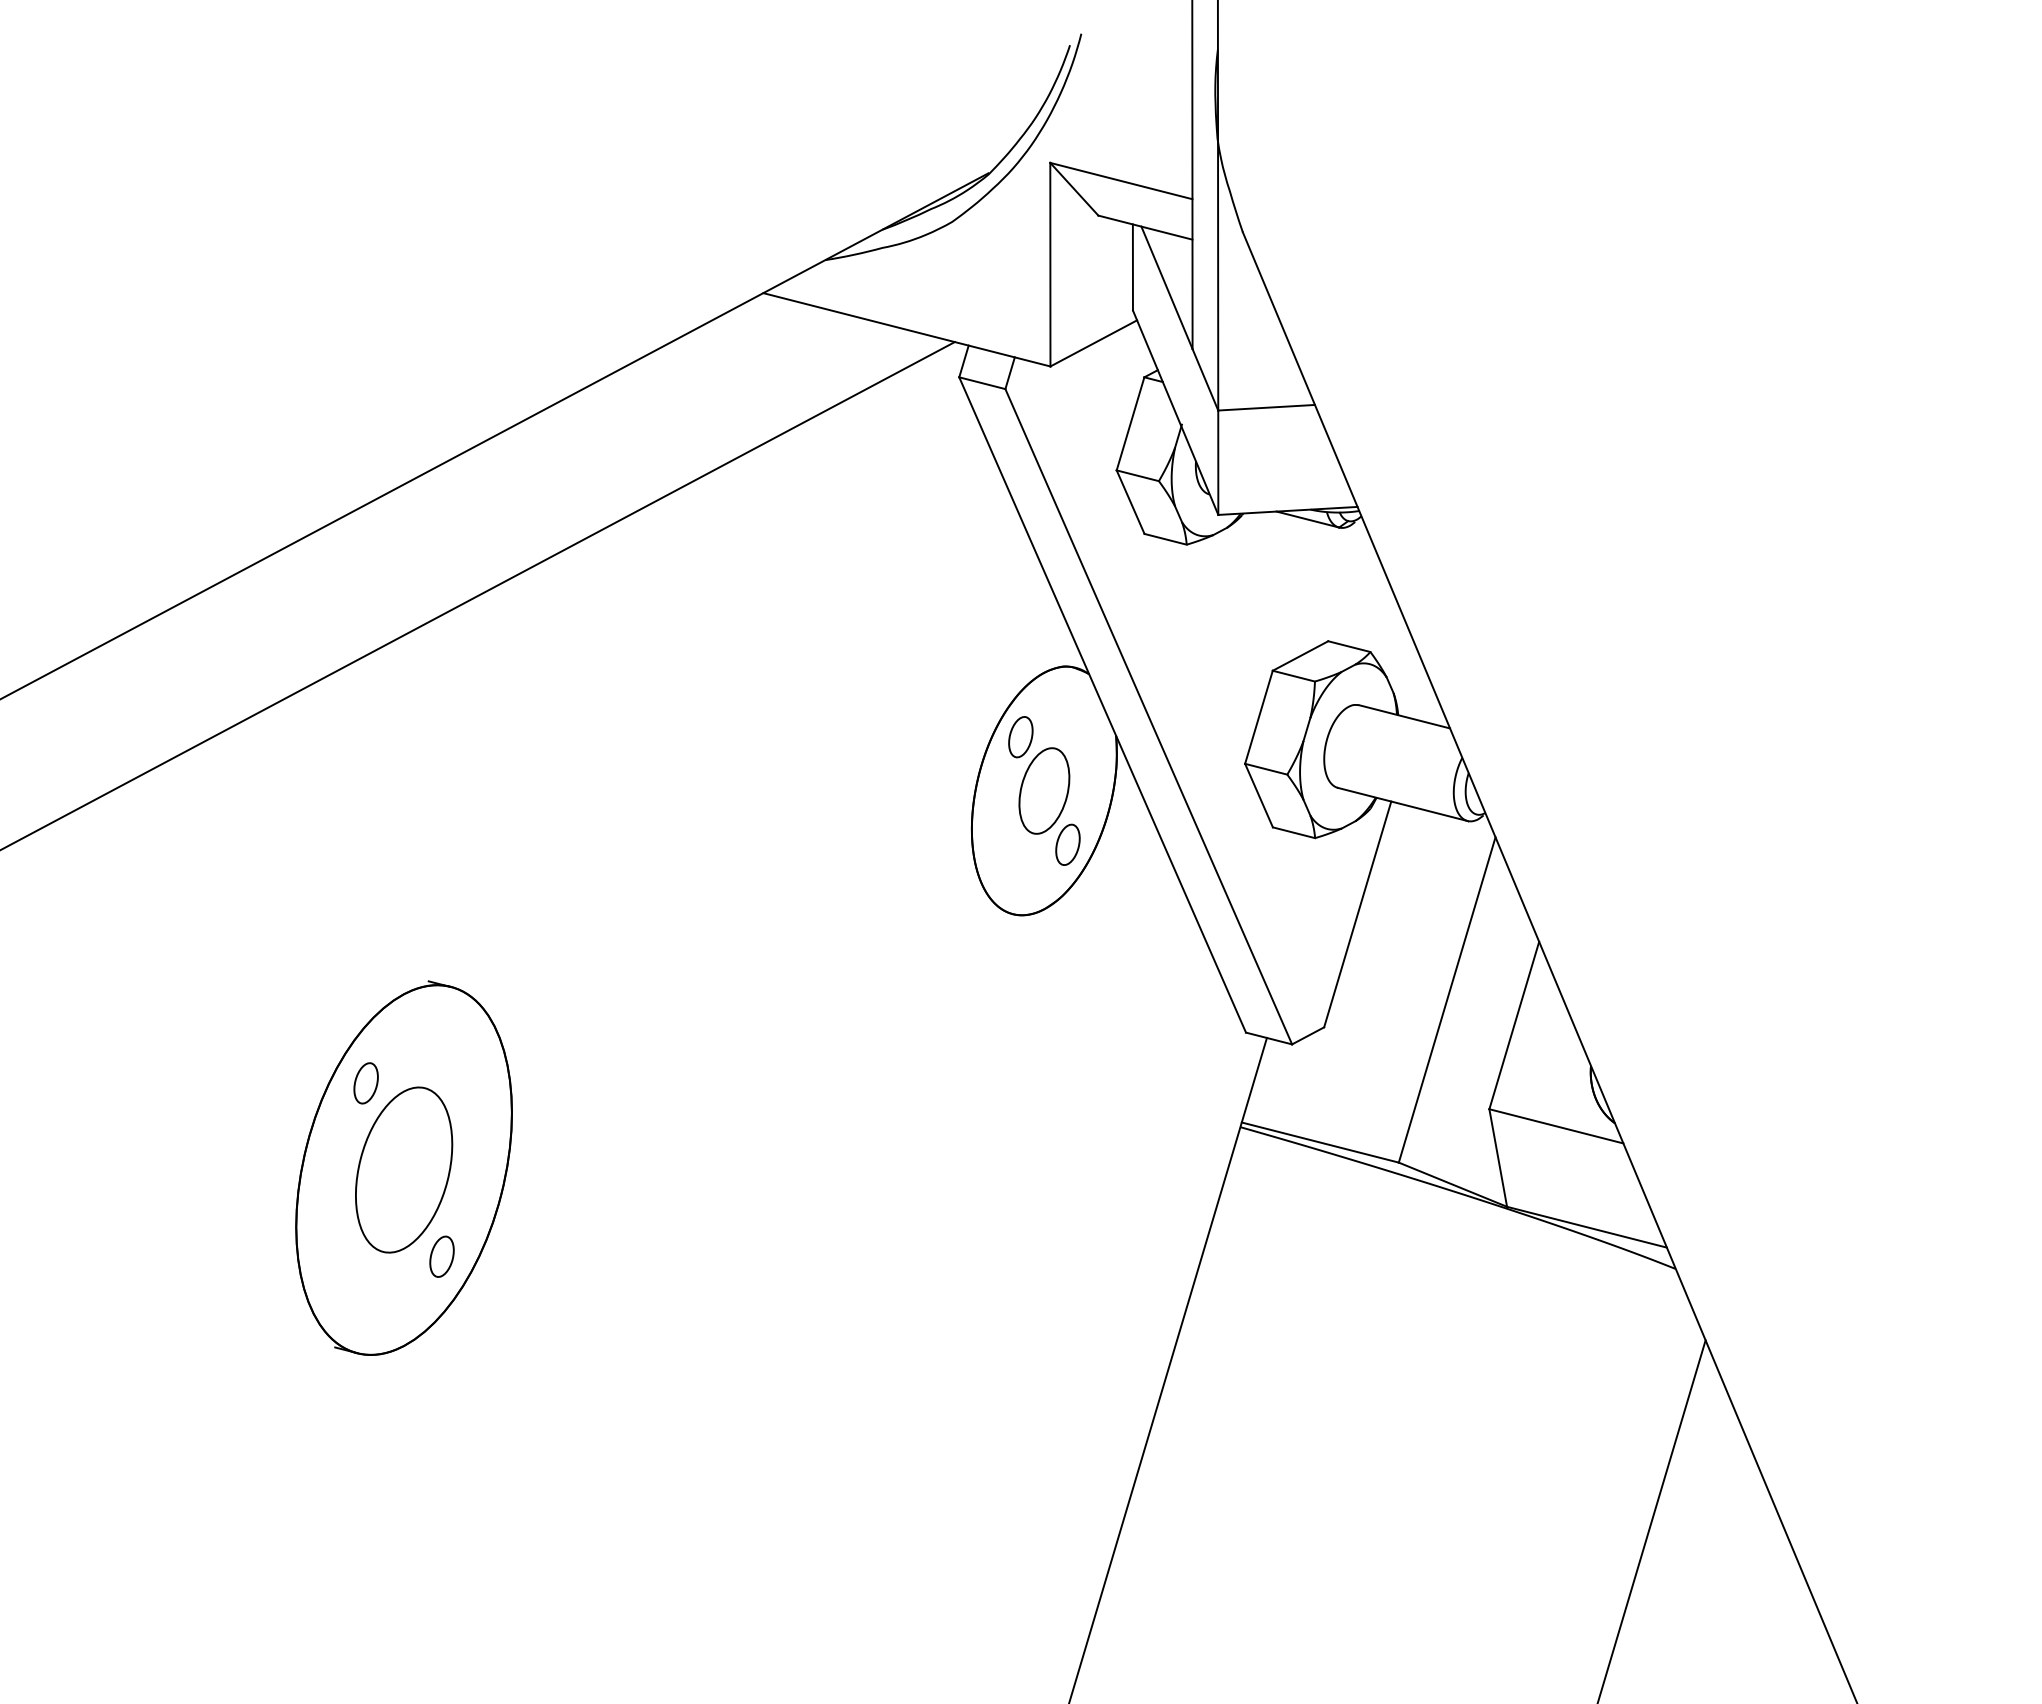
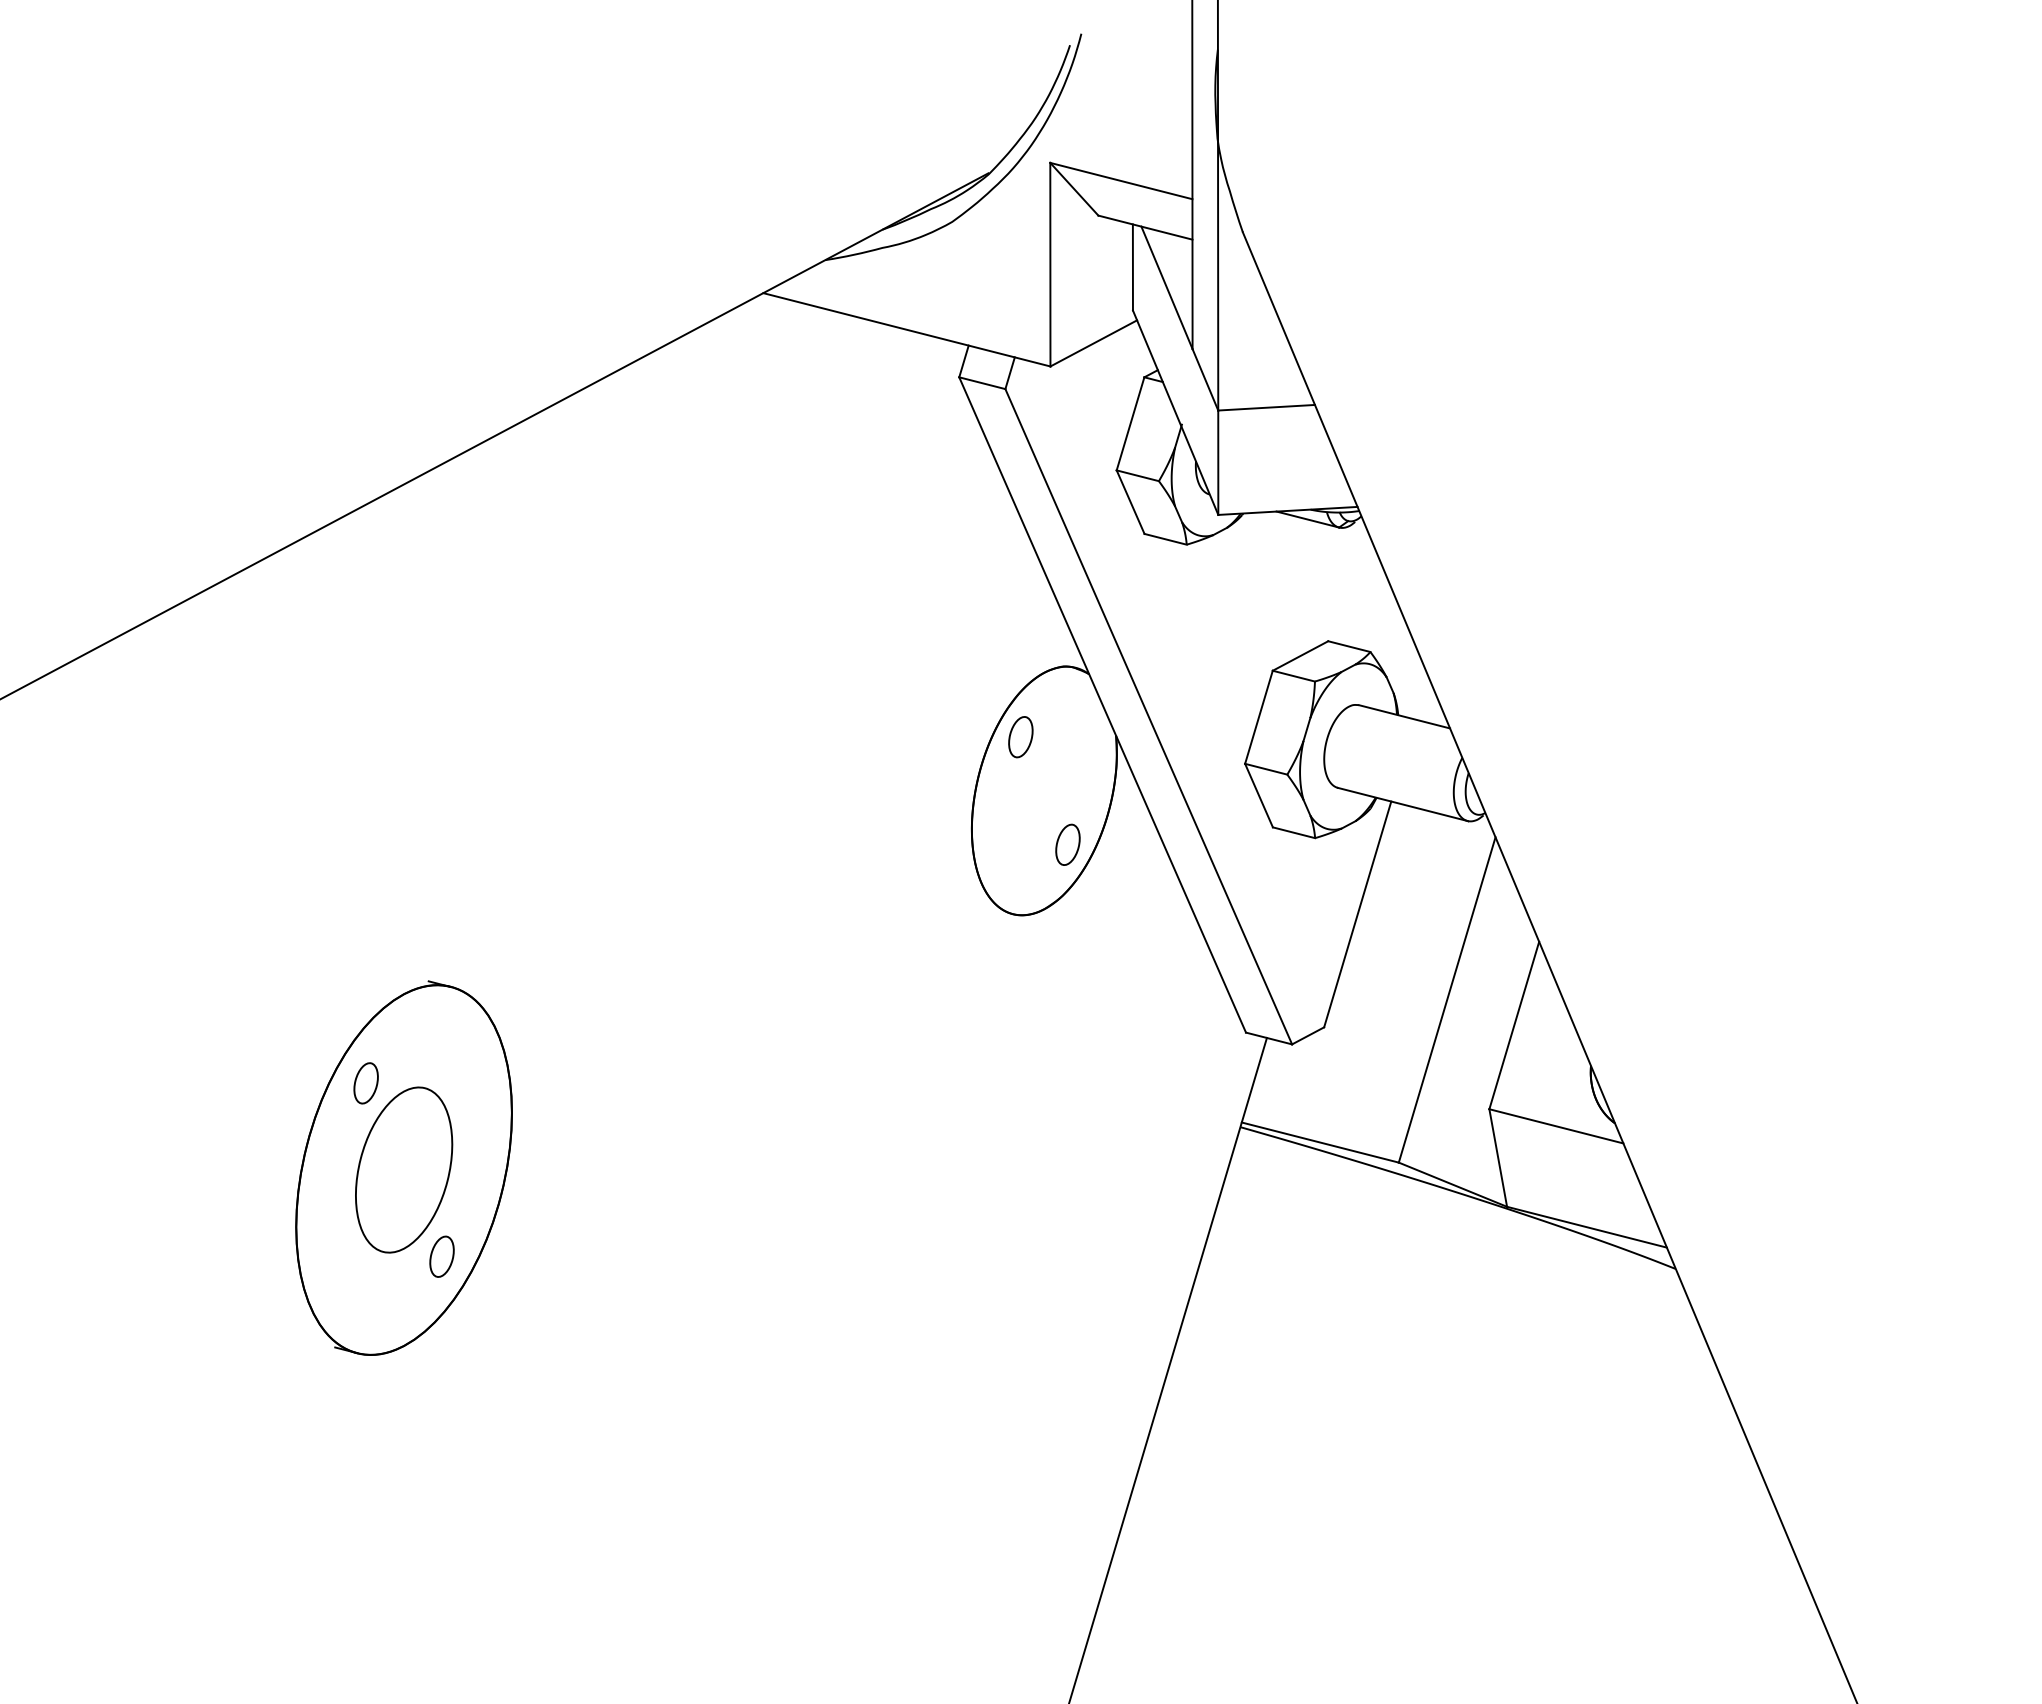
line: present -> none (478, 595)
part: present -> none (1044, 790)
line: present -> none (1651, 1520)
